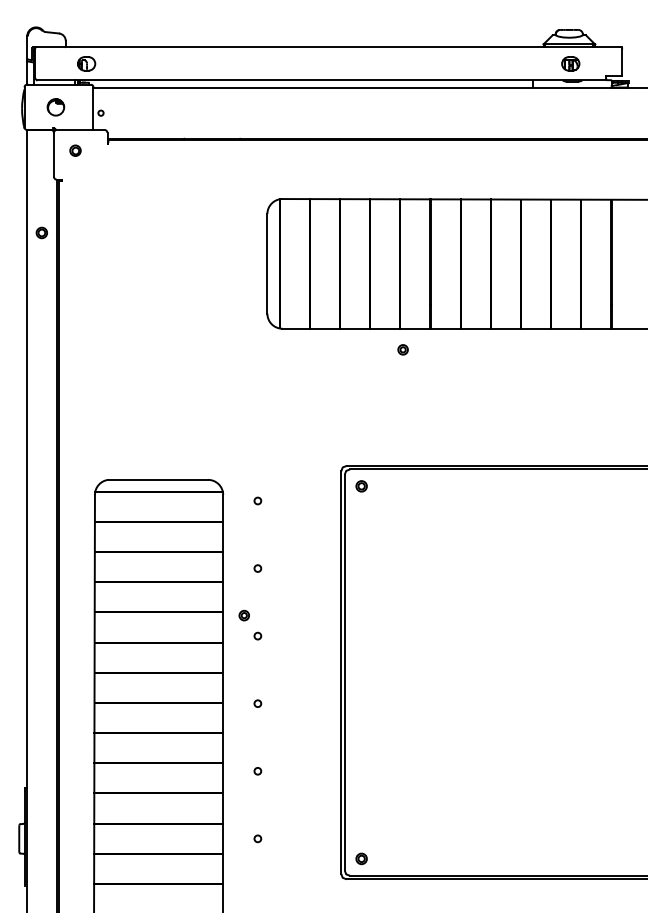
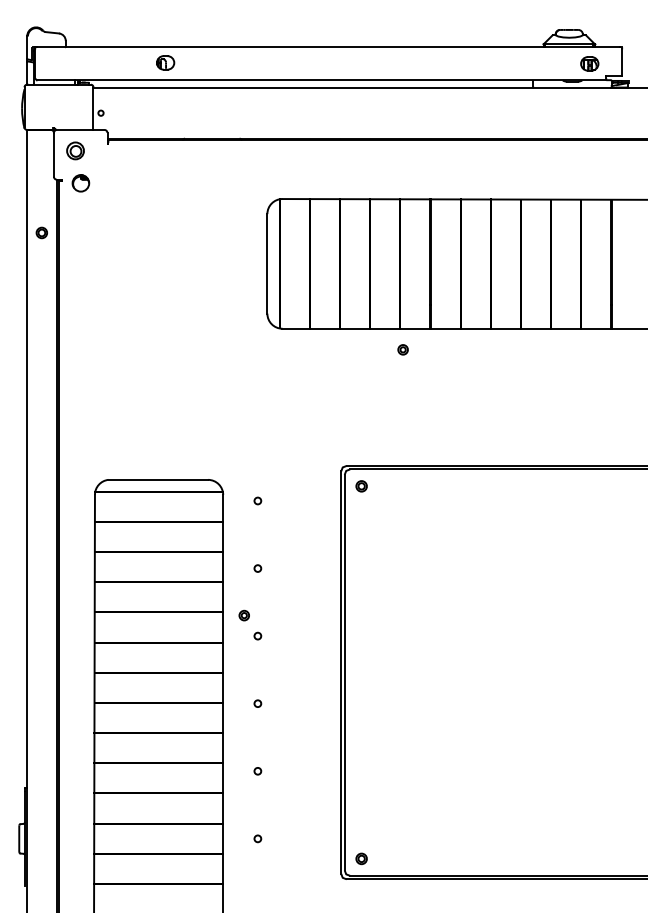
part position: (86, 63) -> (165, 62) (165, 62)
part position: (570, 63) -> (589, 63) (589, 63)
part position: (55, 107) -> (80, 183) (80, 183)
part size: 13x13 px -> 19x20 px (75, 150)
